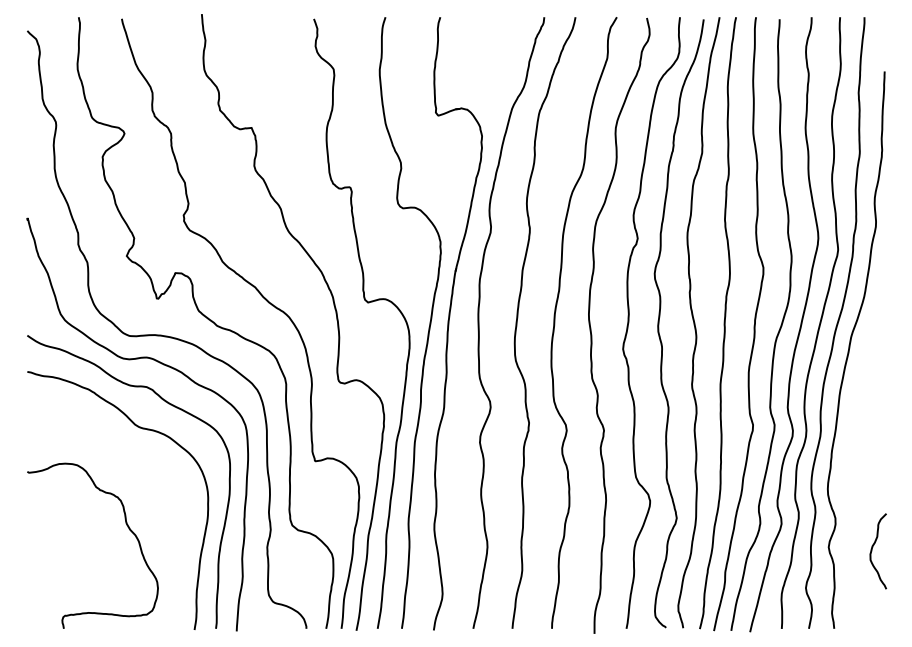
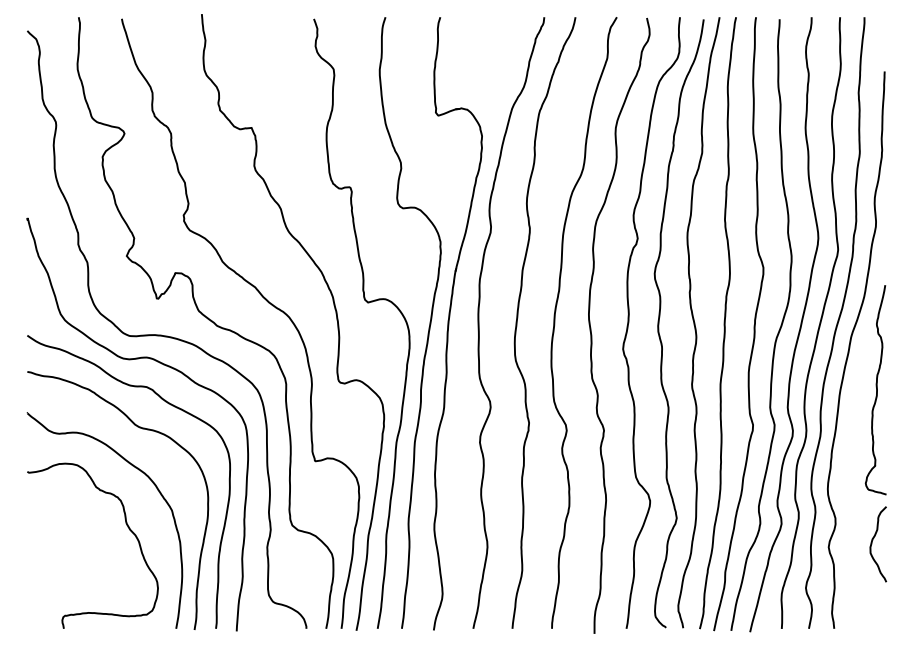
curve: none -> present (876, 390)
curve: none -> present (138, 470)
curve position: (872, 551) -> (872, 544) (872, 544)
